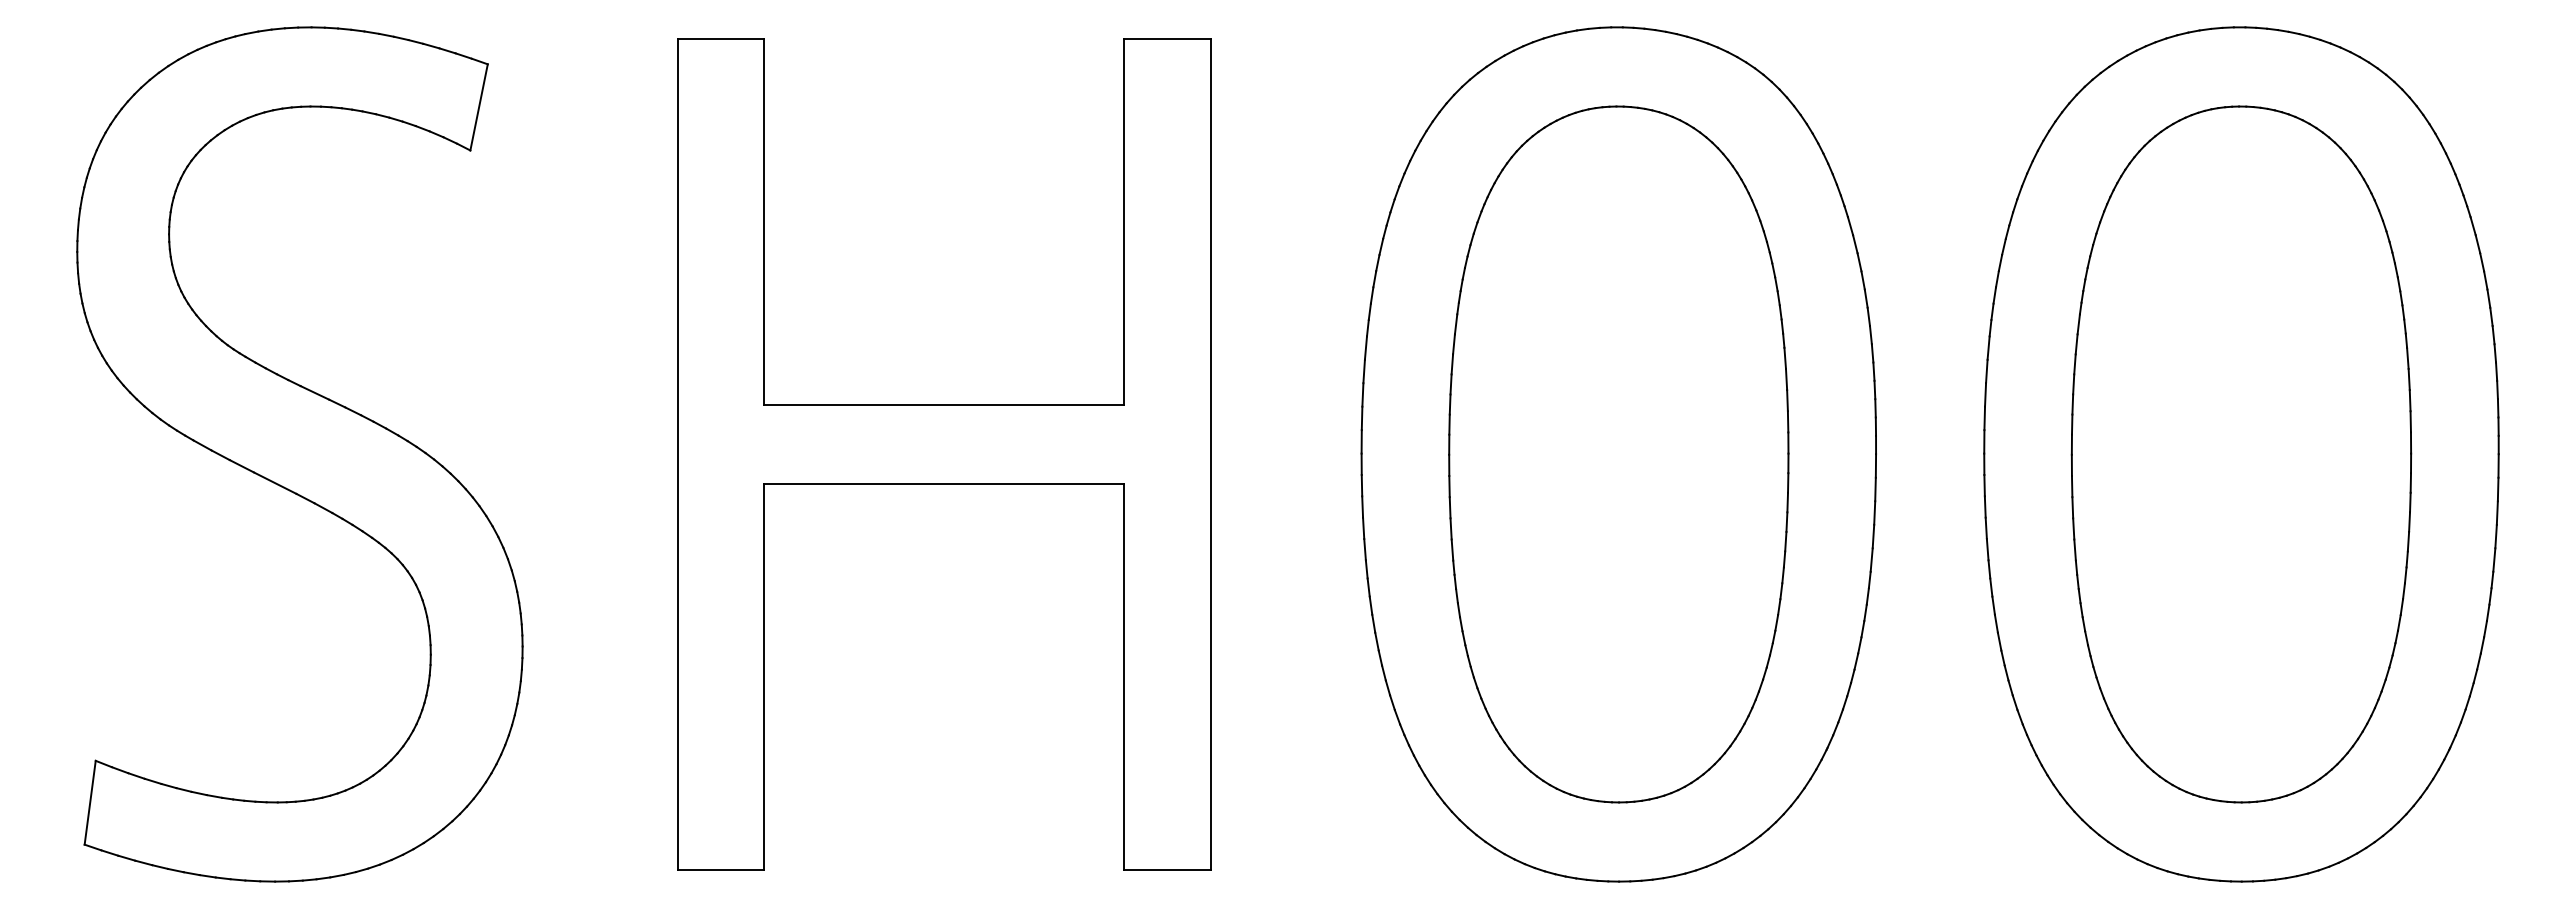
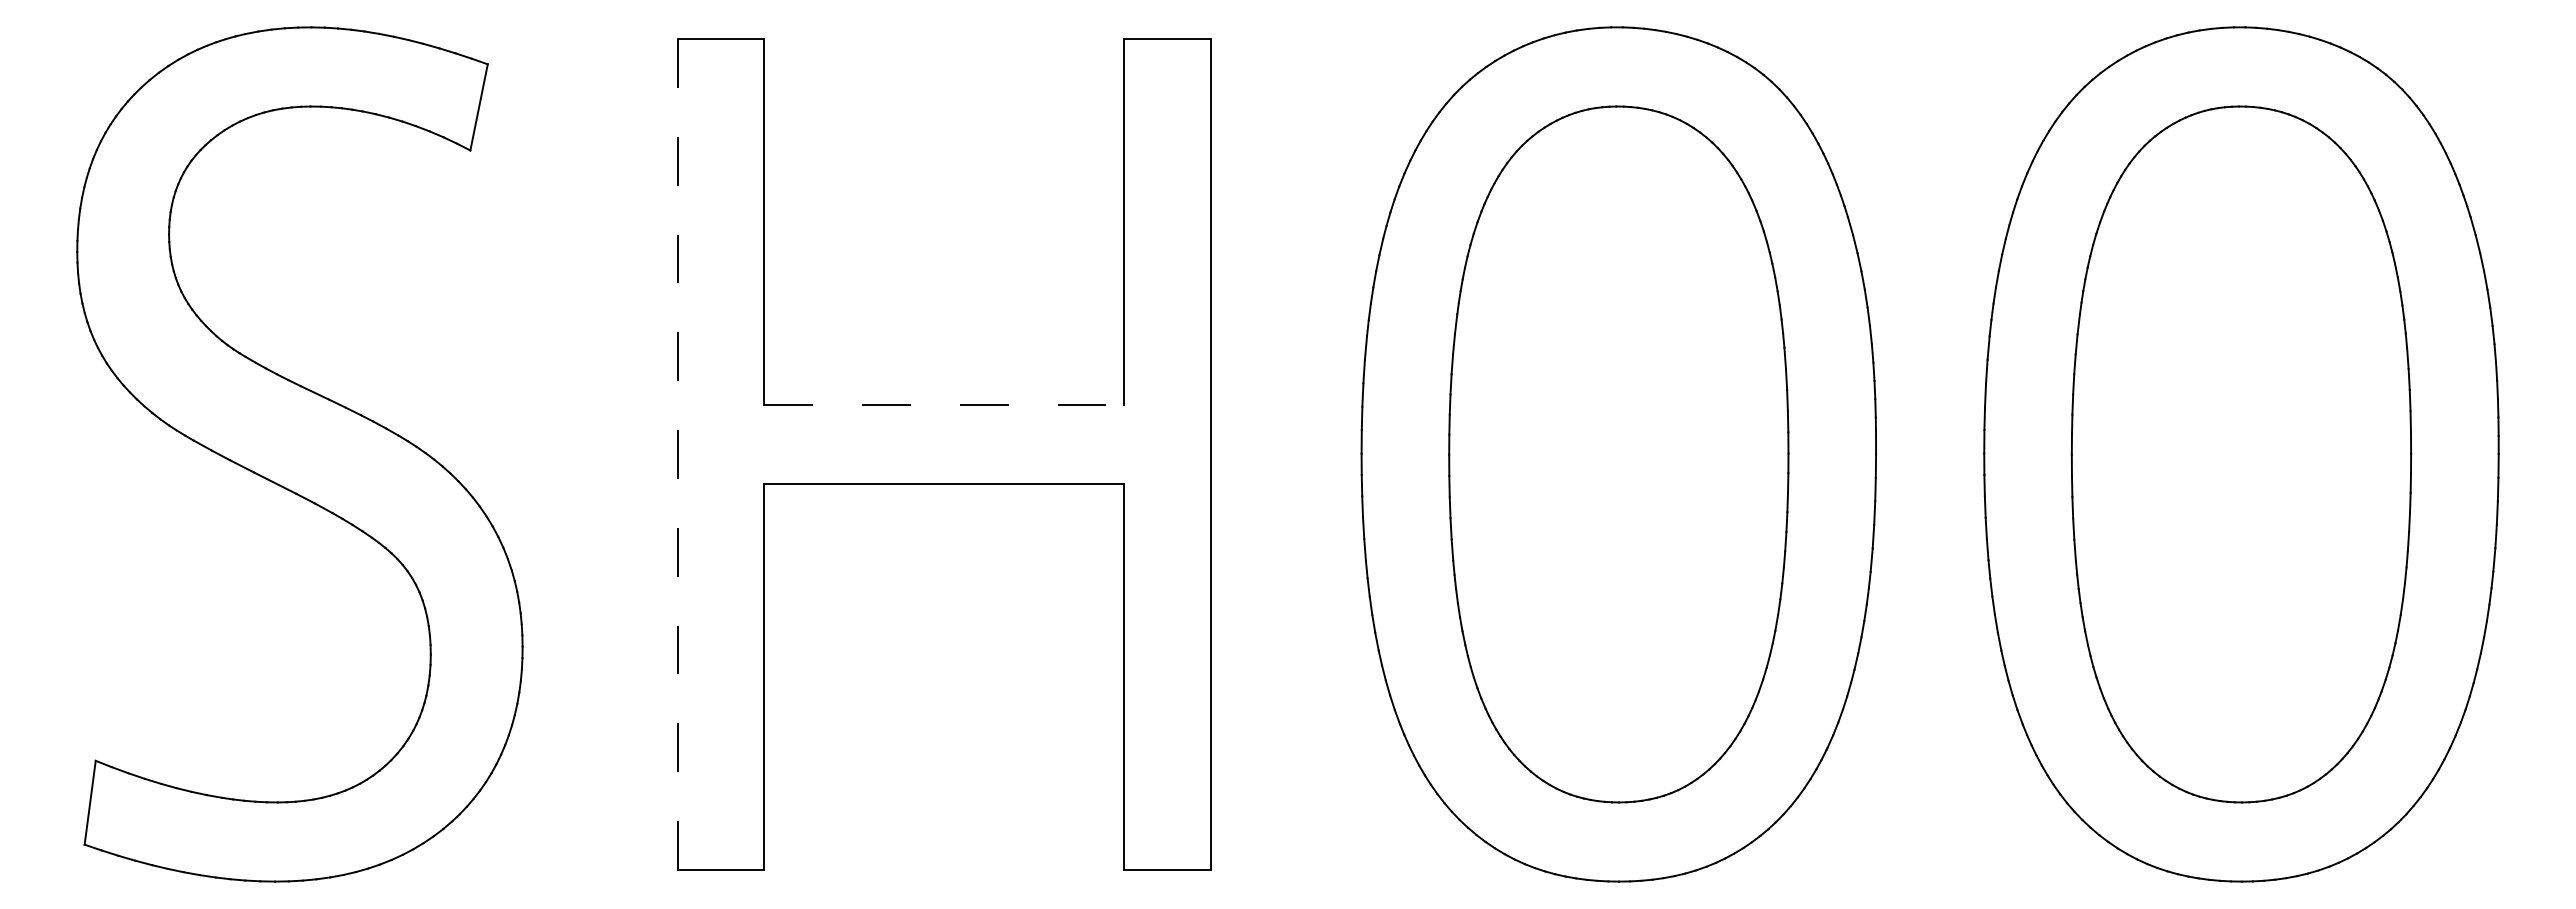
line: solid -> dashed (944, 404)
line: solid -> dashed (677, 453)
